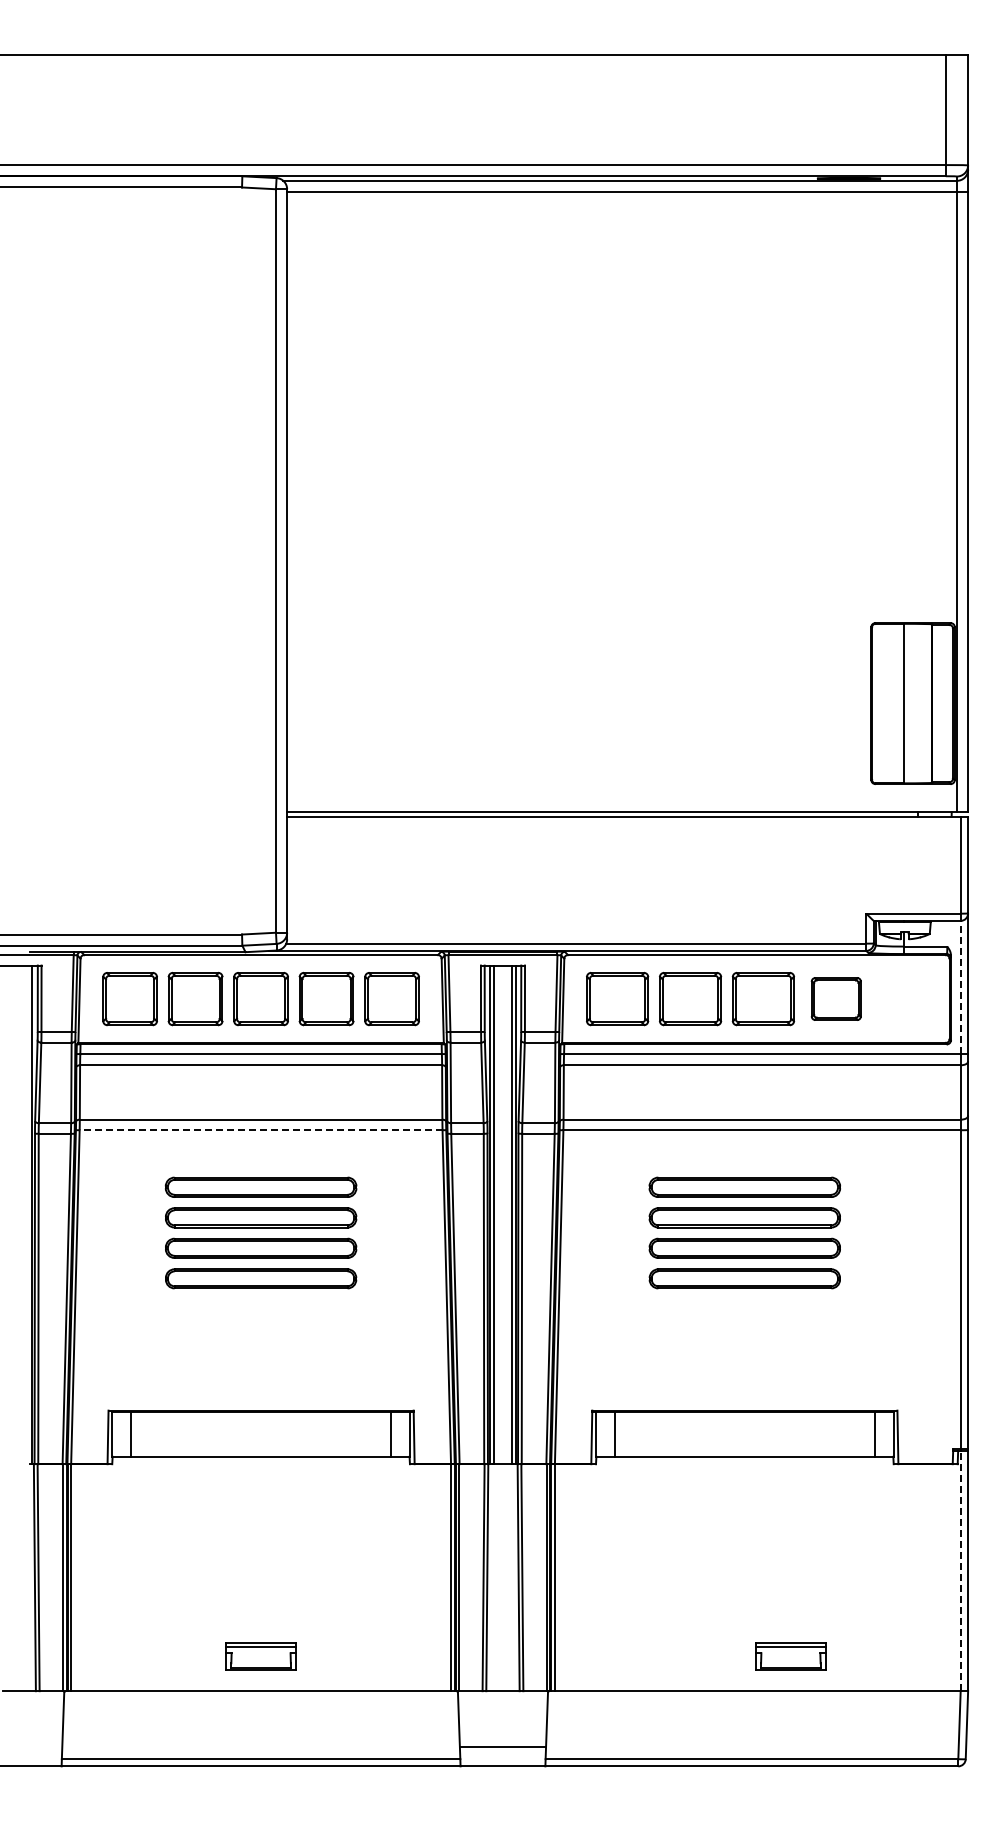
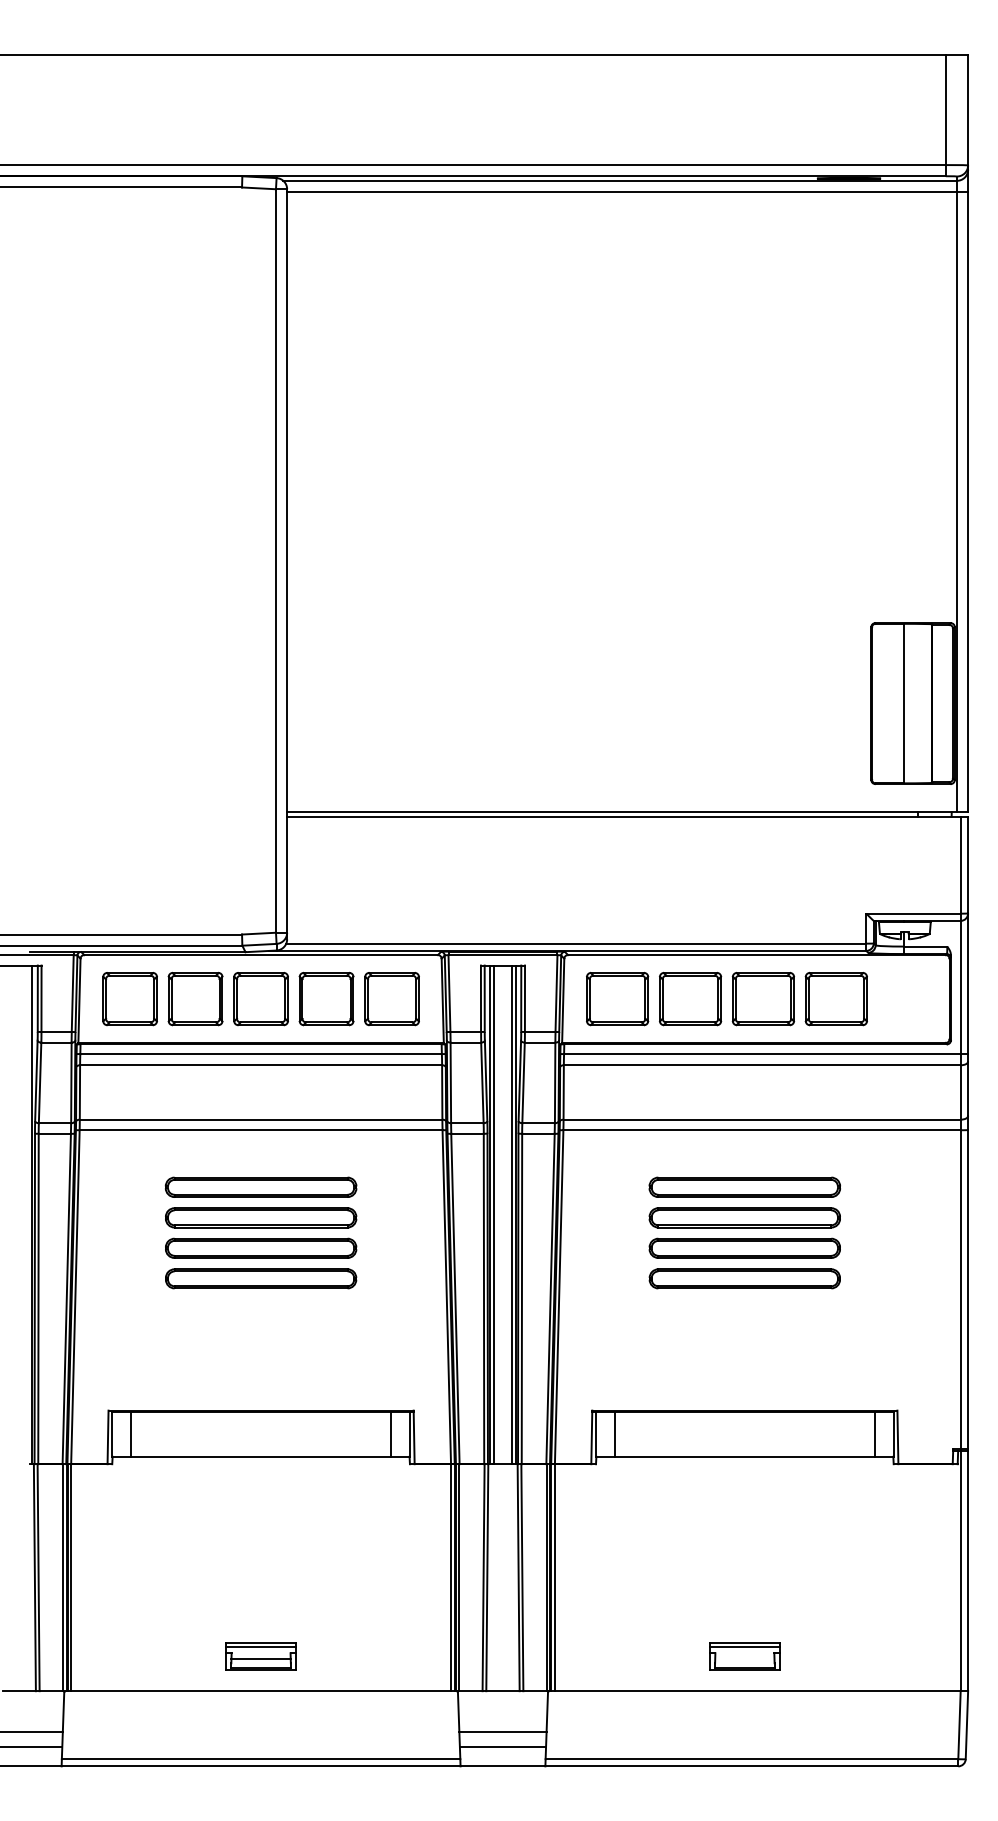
line: dashed -> solid (960, 987)
part size: 52x44 px -> 64x56 px (835, 998)
line: dashed -> solid (260, 1130)
line: dashed -> solid (960, 1570)
part position: (790, 1656) -> (744, 1656) (744, 1656)
line: none -> present (260, 1659)
line: none -> present (32, 1732)
line: none -> present (502, 1732)
line: none -> present (32, 1747)
